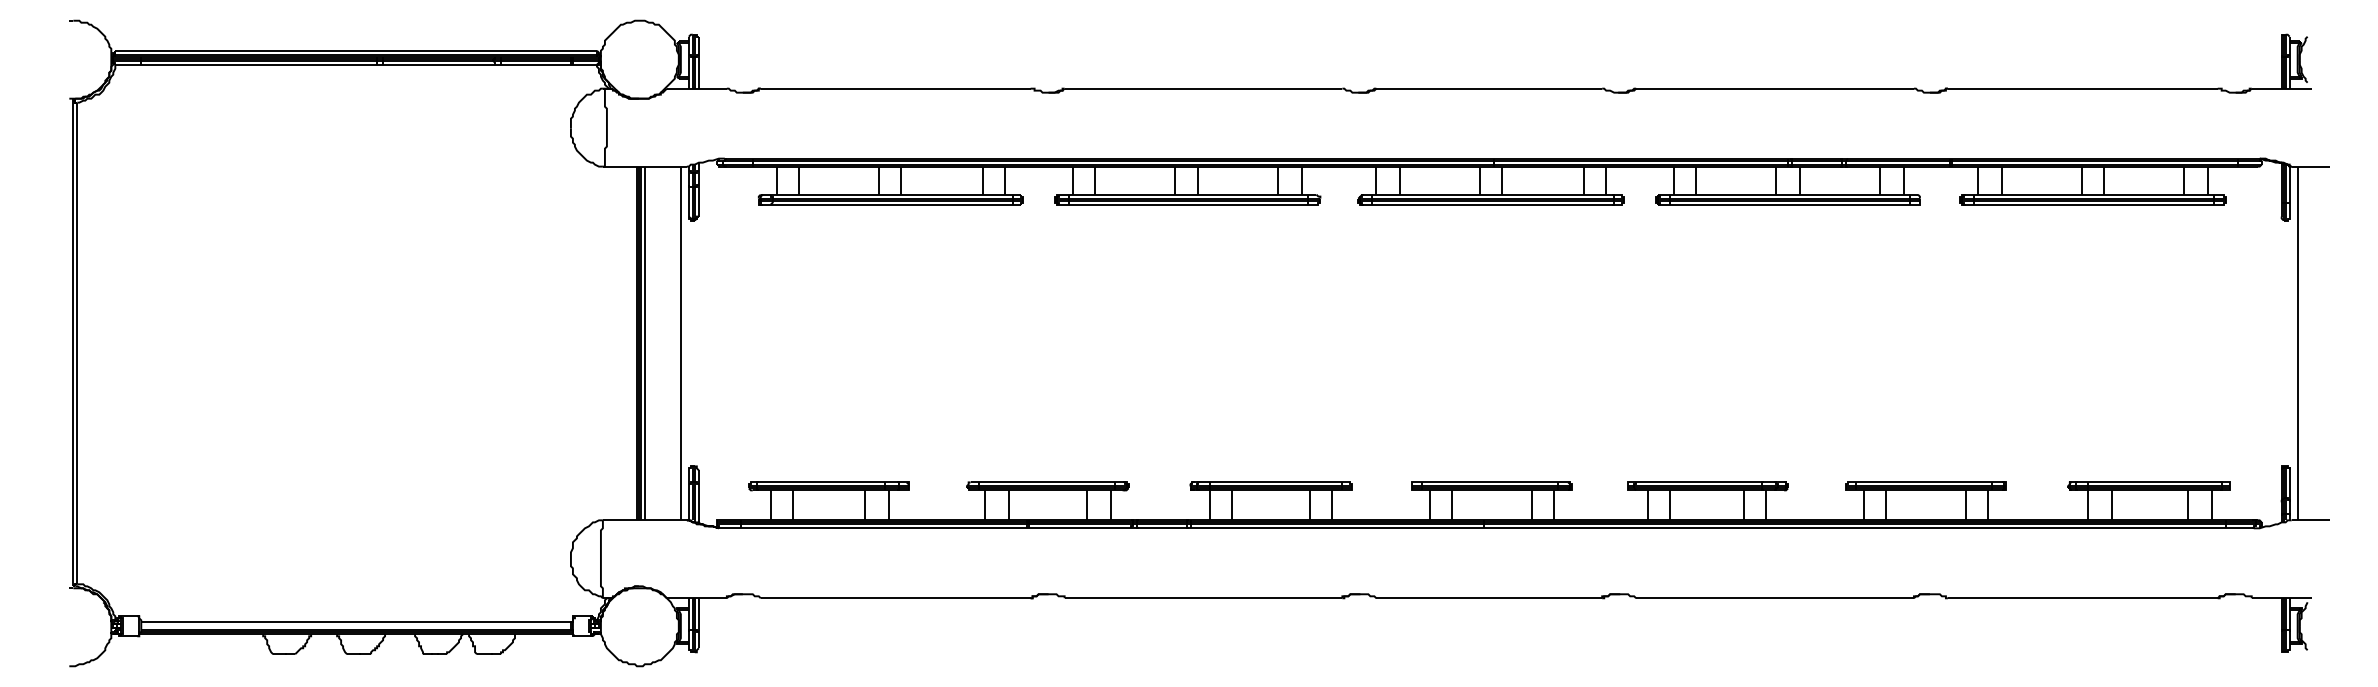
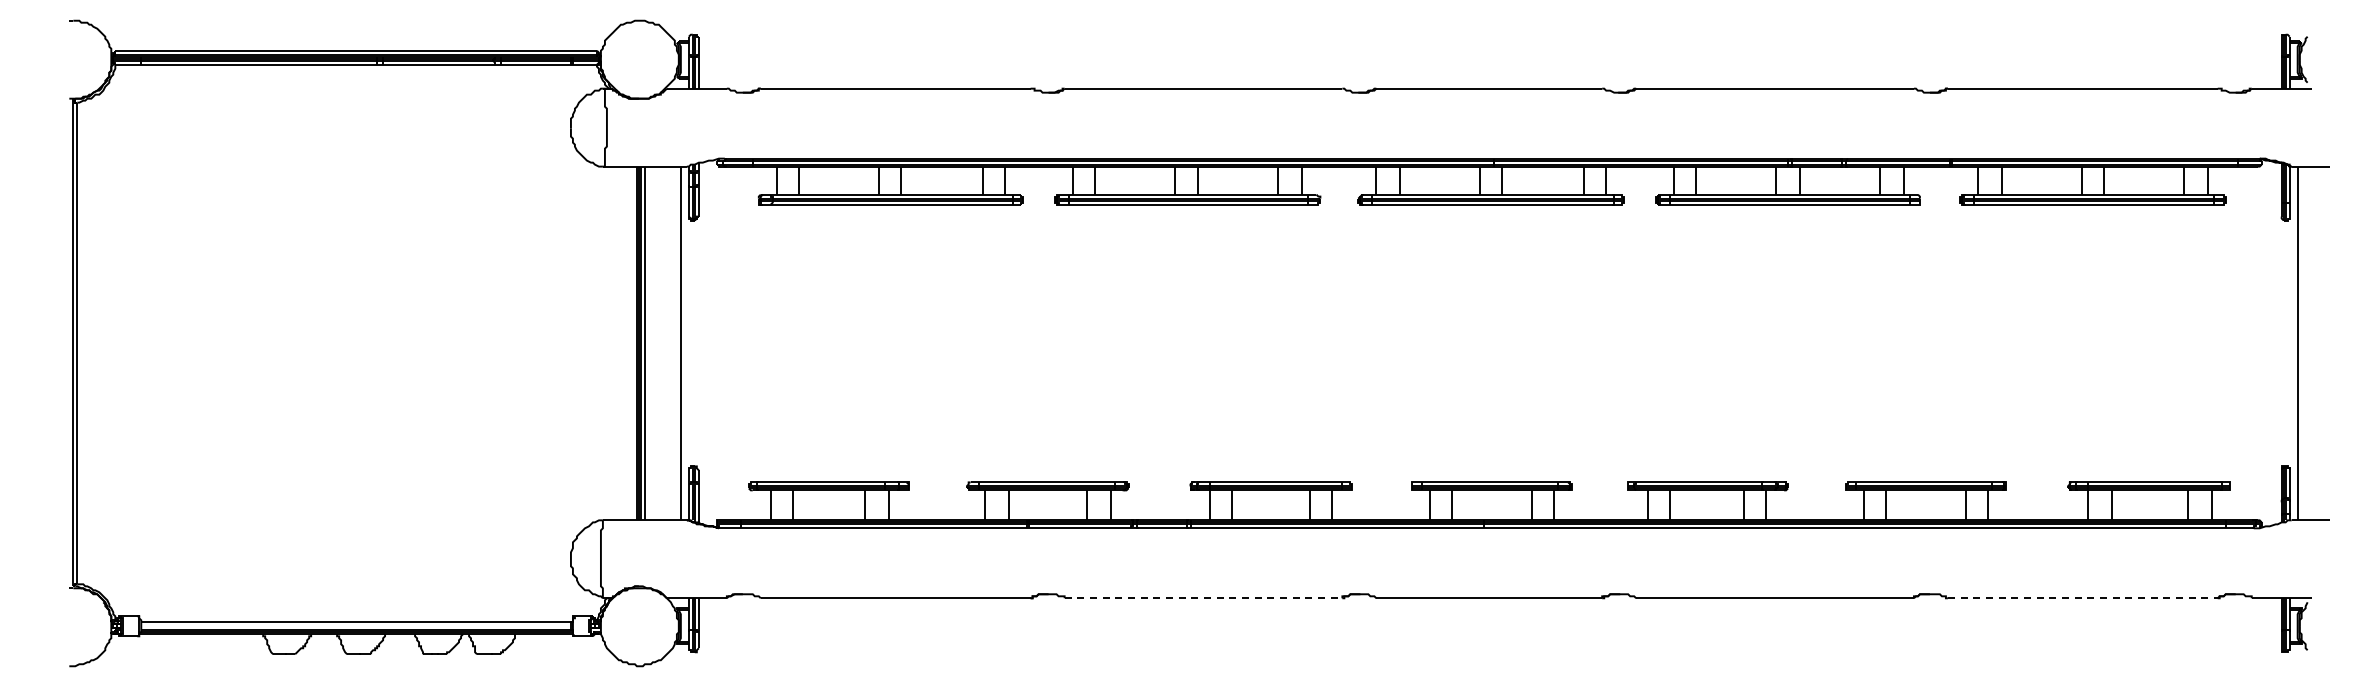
line: solid -> dashed (1203, 598)
line: solid -> dashed (2082, 598)
